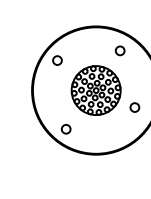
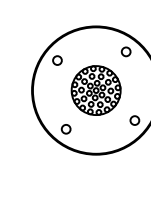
circle position: (119, 50) -> (125, 51) (125, 51)
circle position: (134, 107) -> (134, 120) (134, 120)
